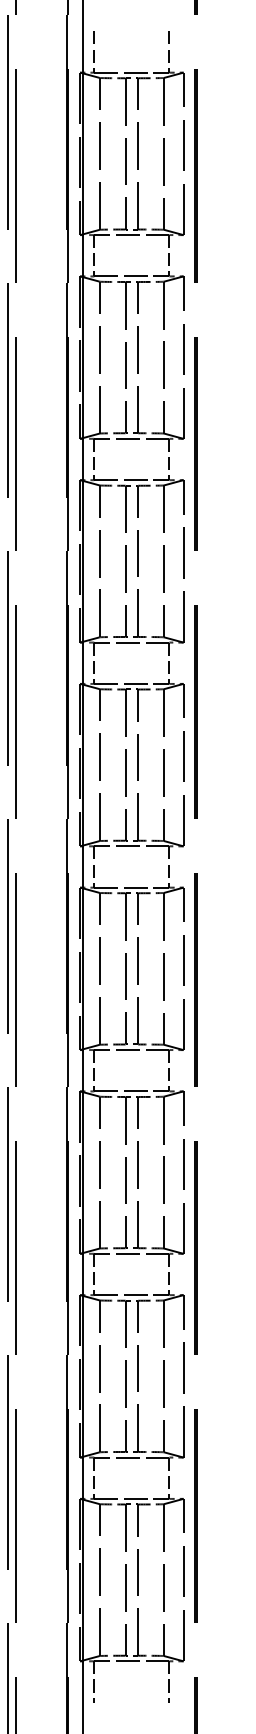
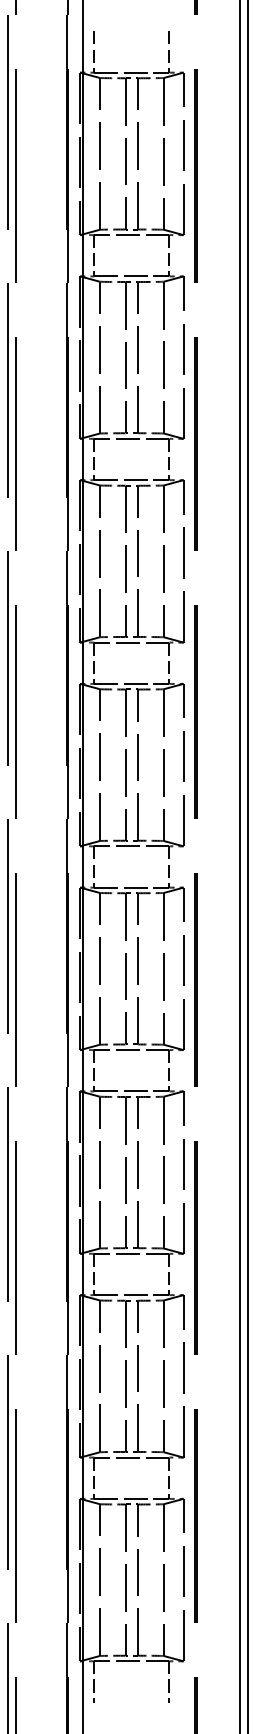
line: none -> present (240, 866)
line: none -> present (248, 866)
